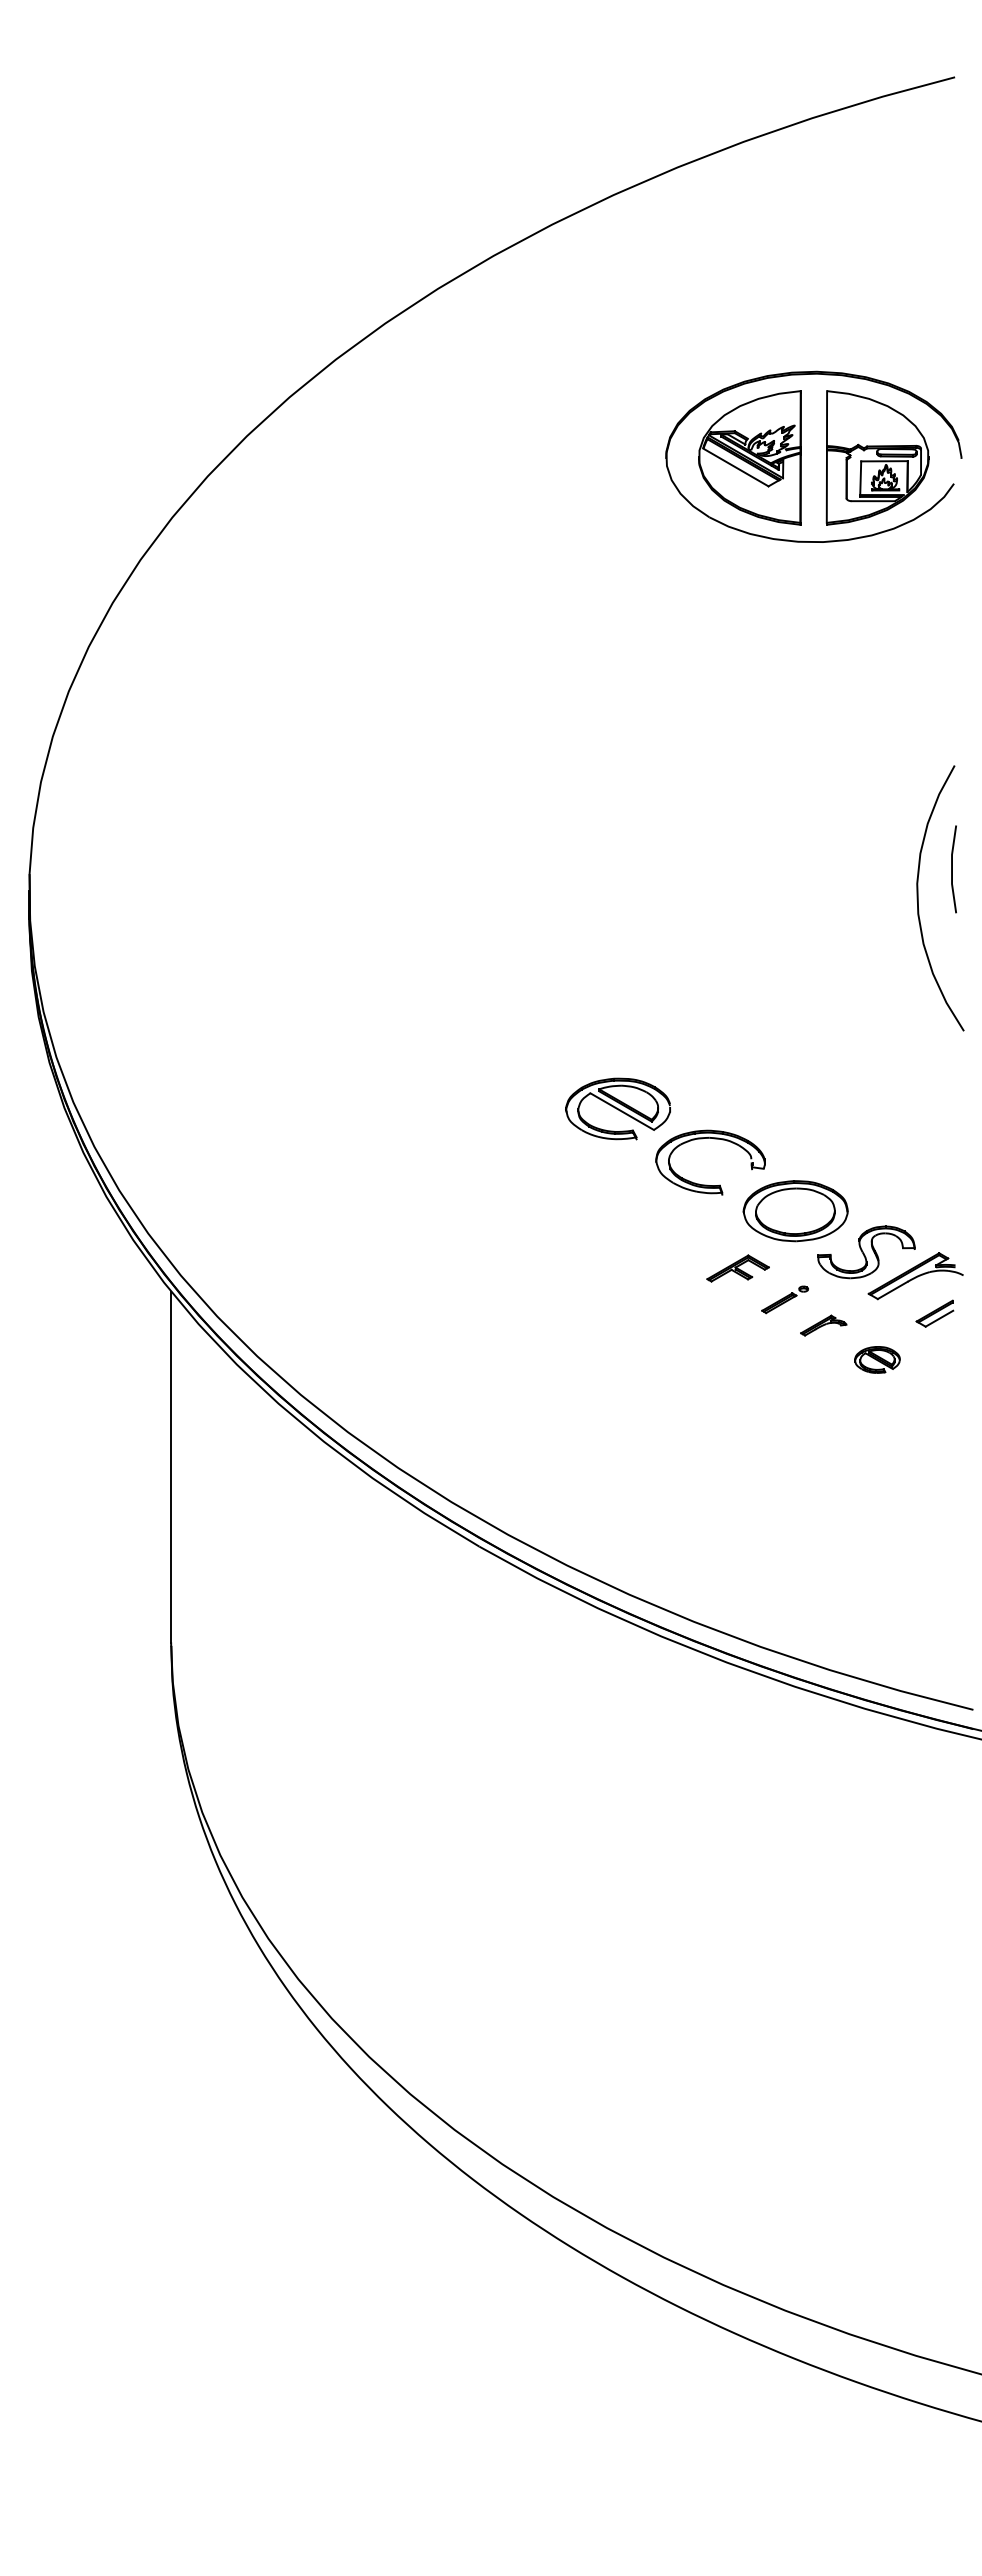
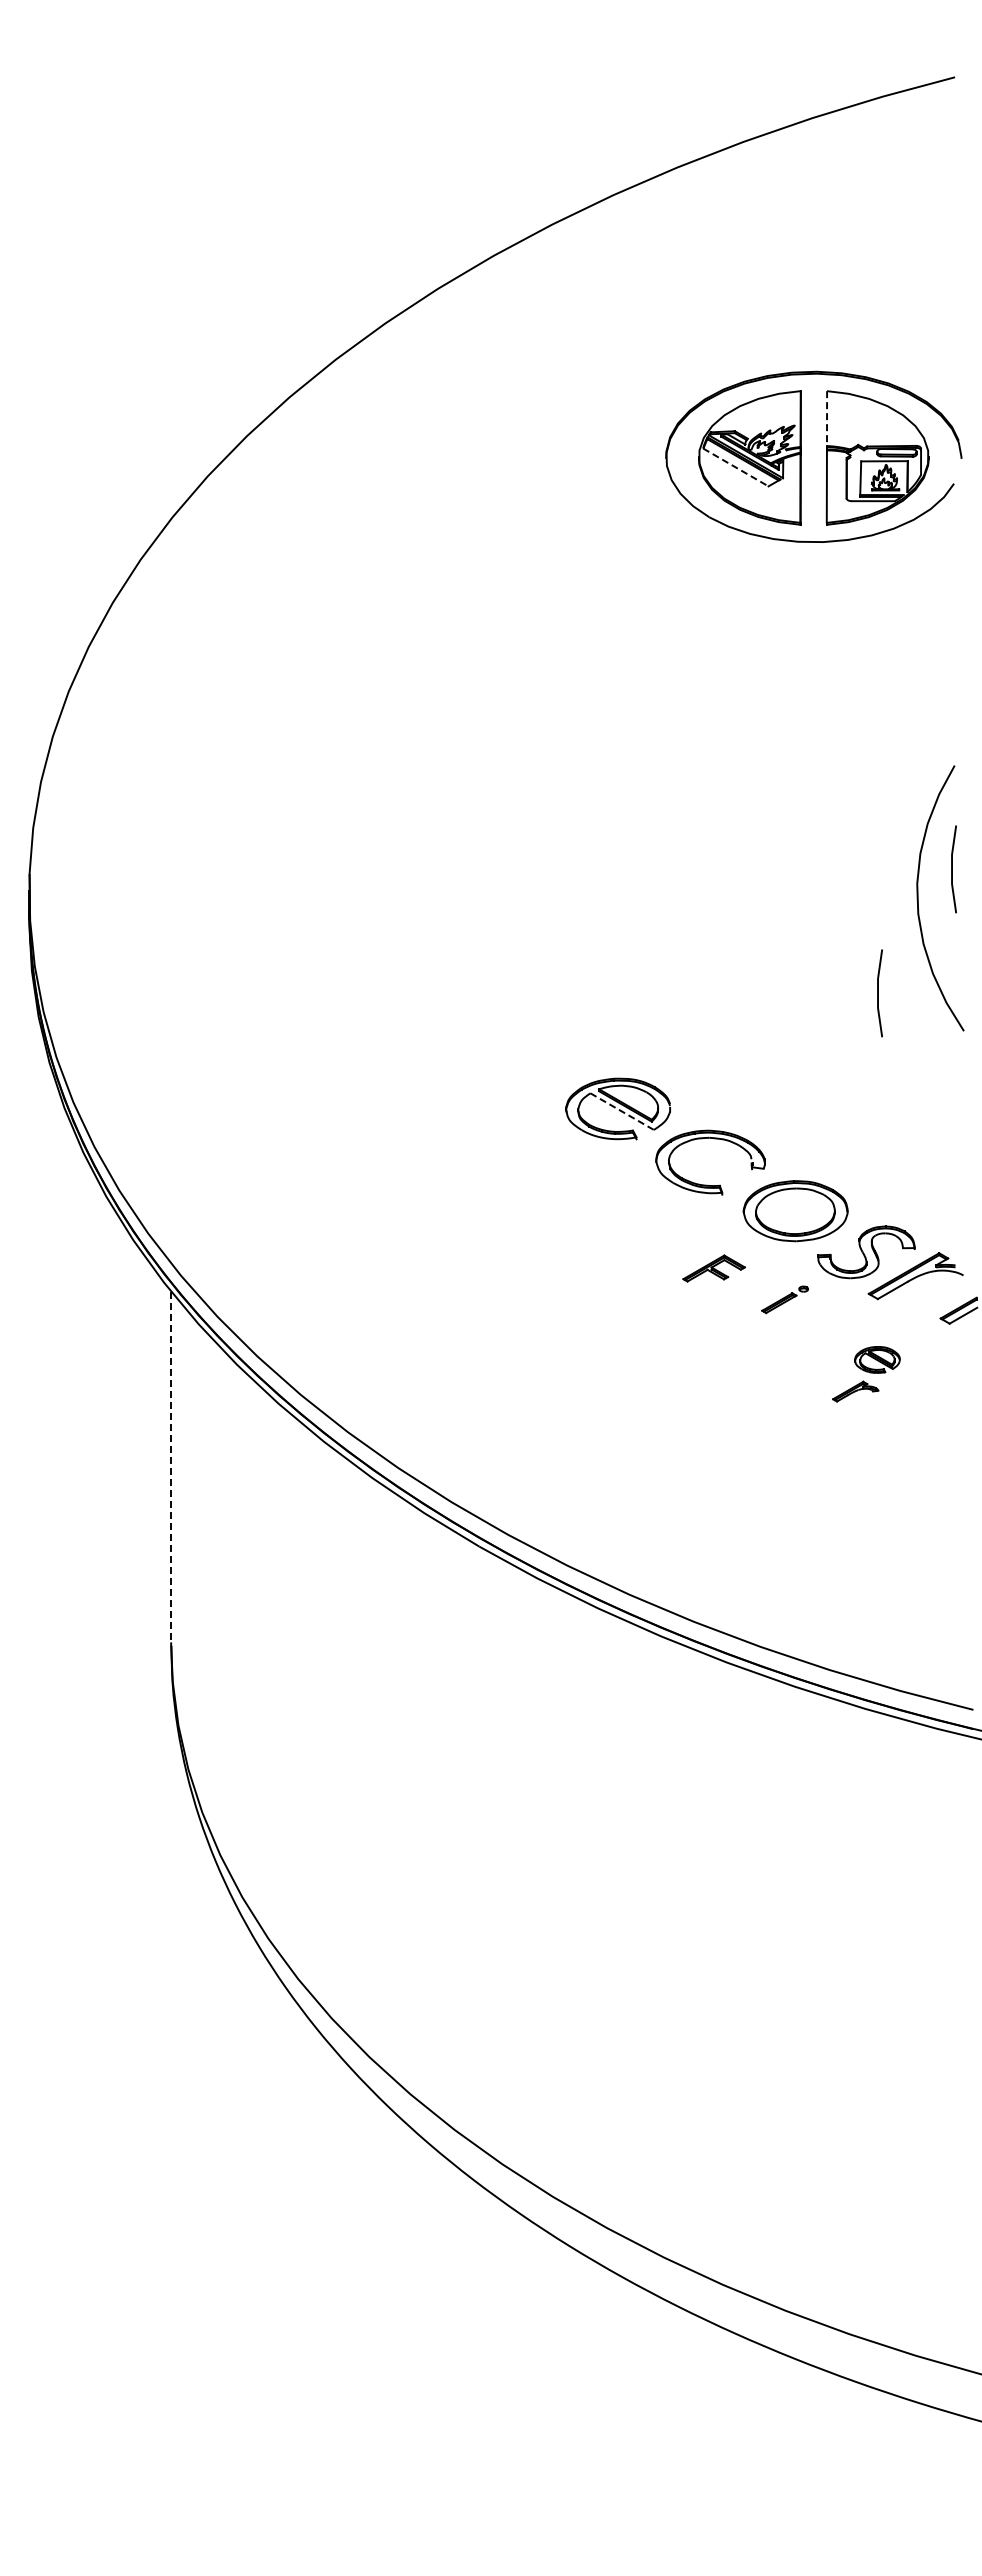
line: solid -> dashed (827, 419)
line: solid -> dashed (735, 467)
line: none -> present (878, 993)
line: solid -> dashed (622, 1111)
part position: (737, 1268) -> (713, 1268) (713, 1268)
part position: (934, 1313) -> (958, 1310) (958, 1310)
part position: (823, 1325) -> (855, 1391) (855, 1391)
line: solid -> dashed (171, 1467)
